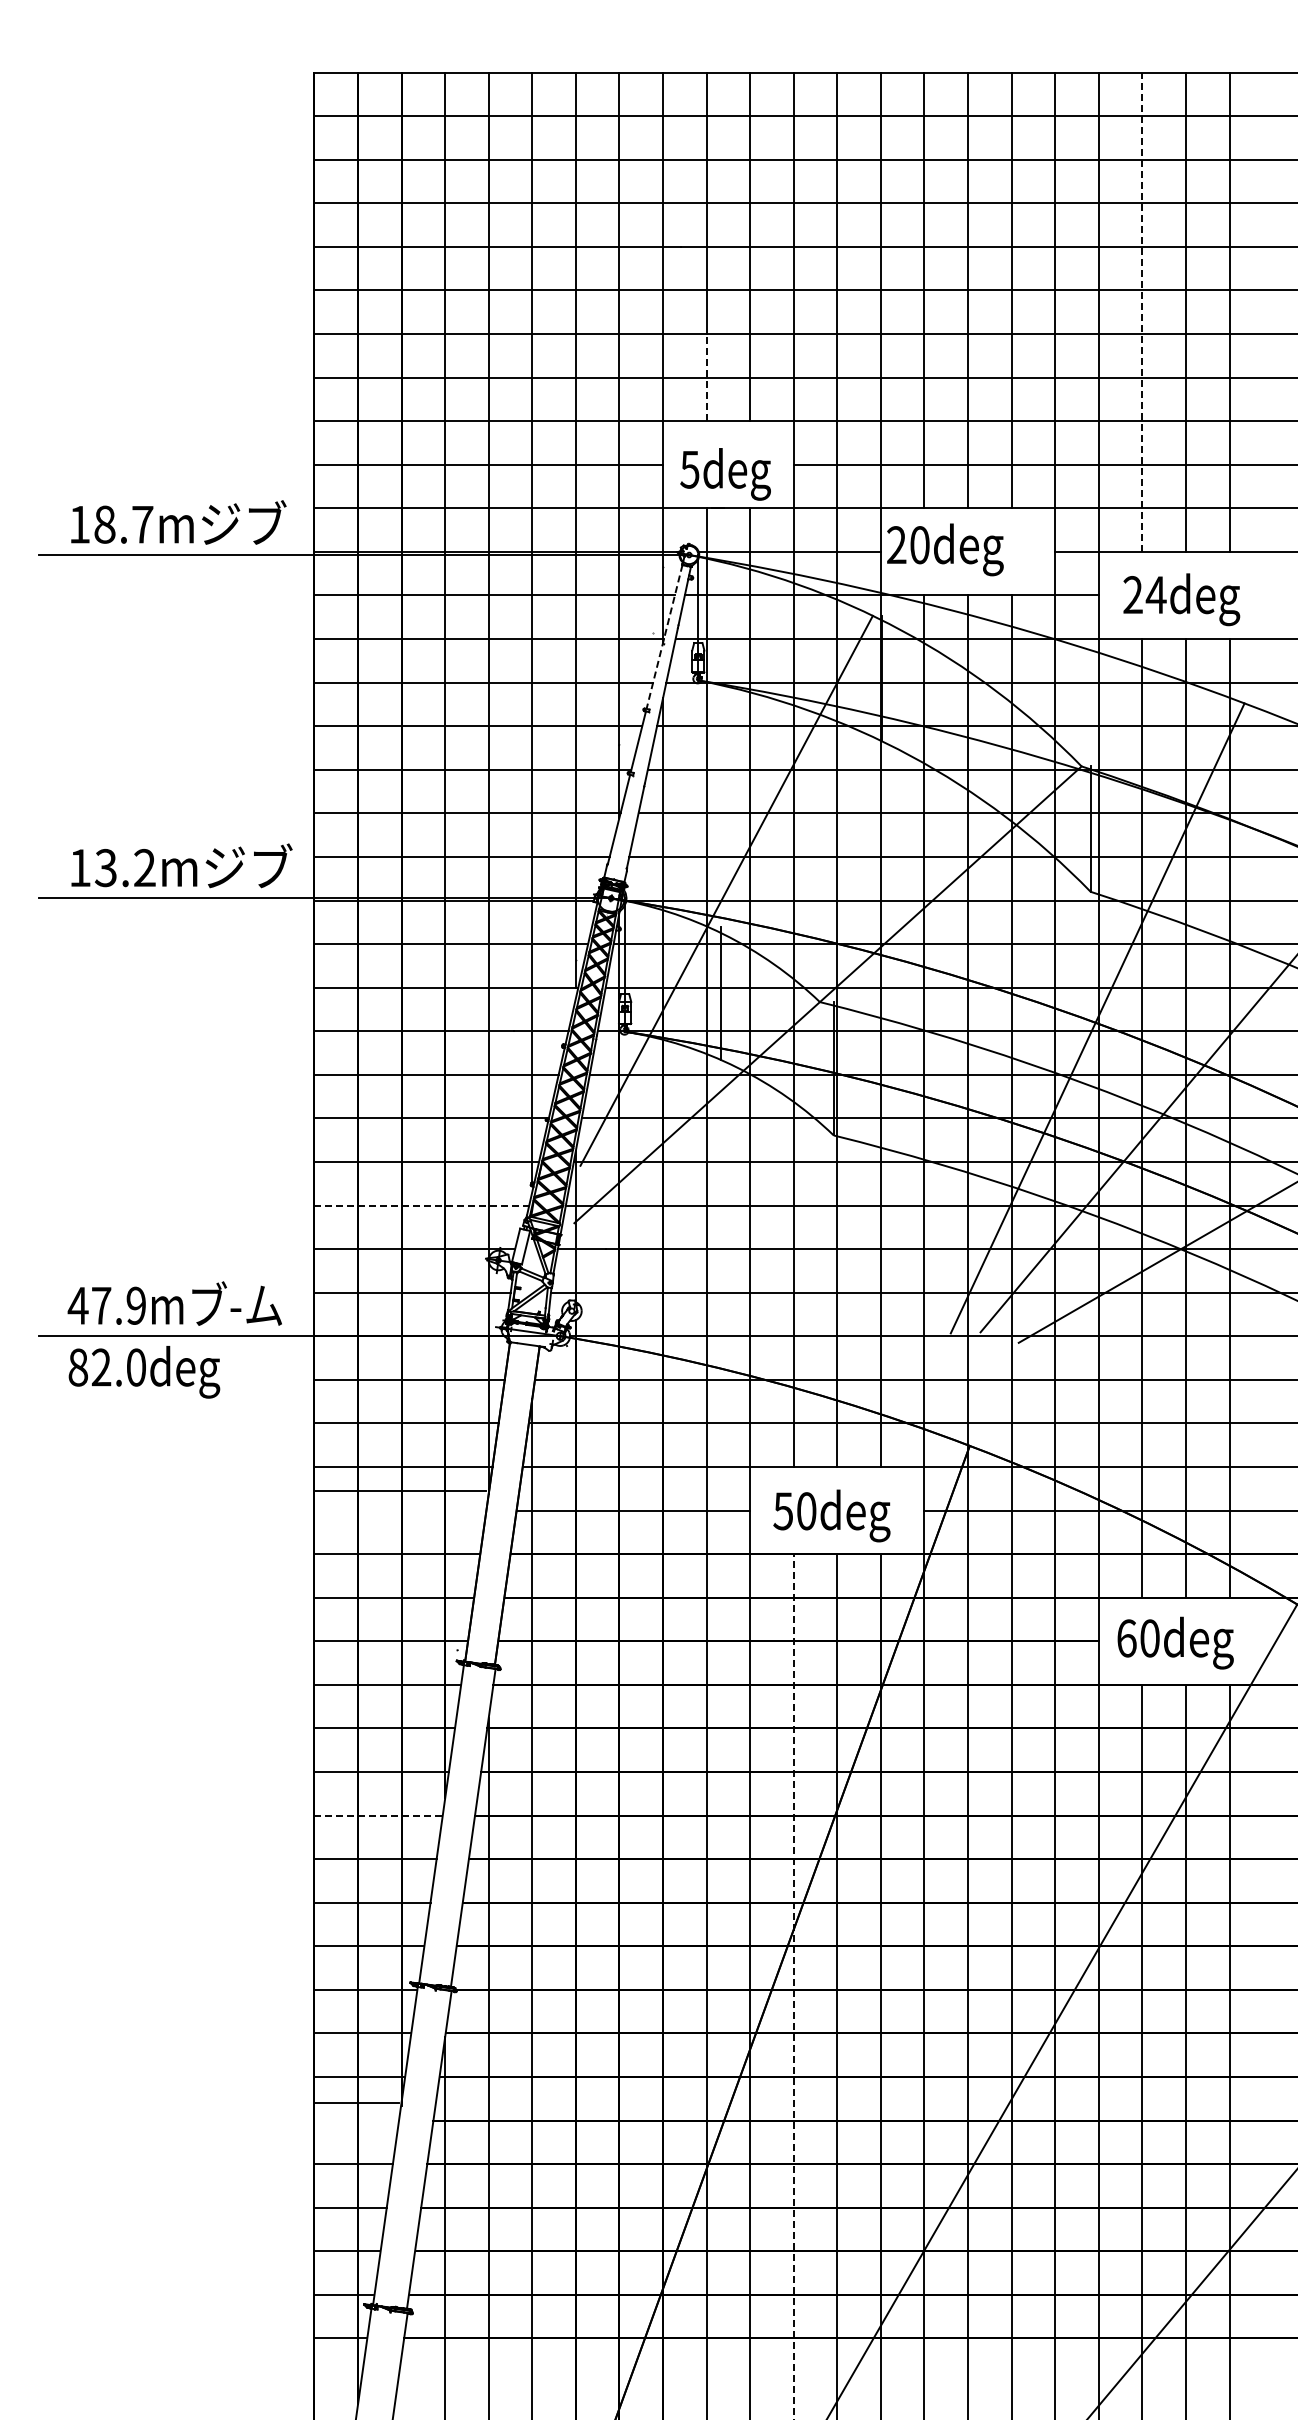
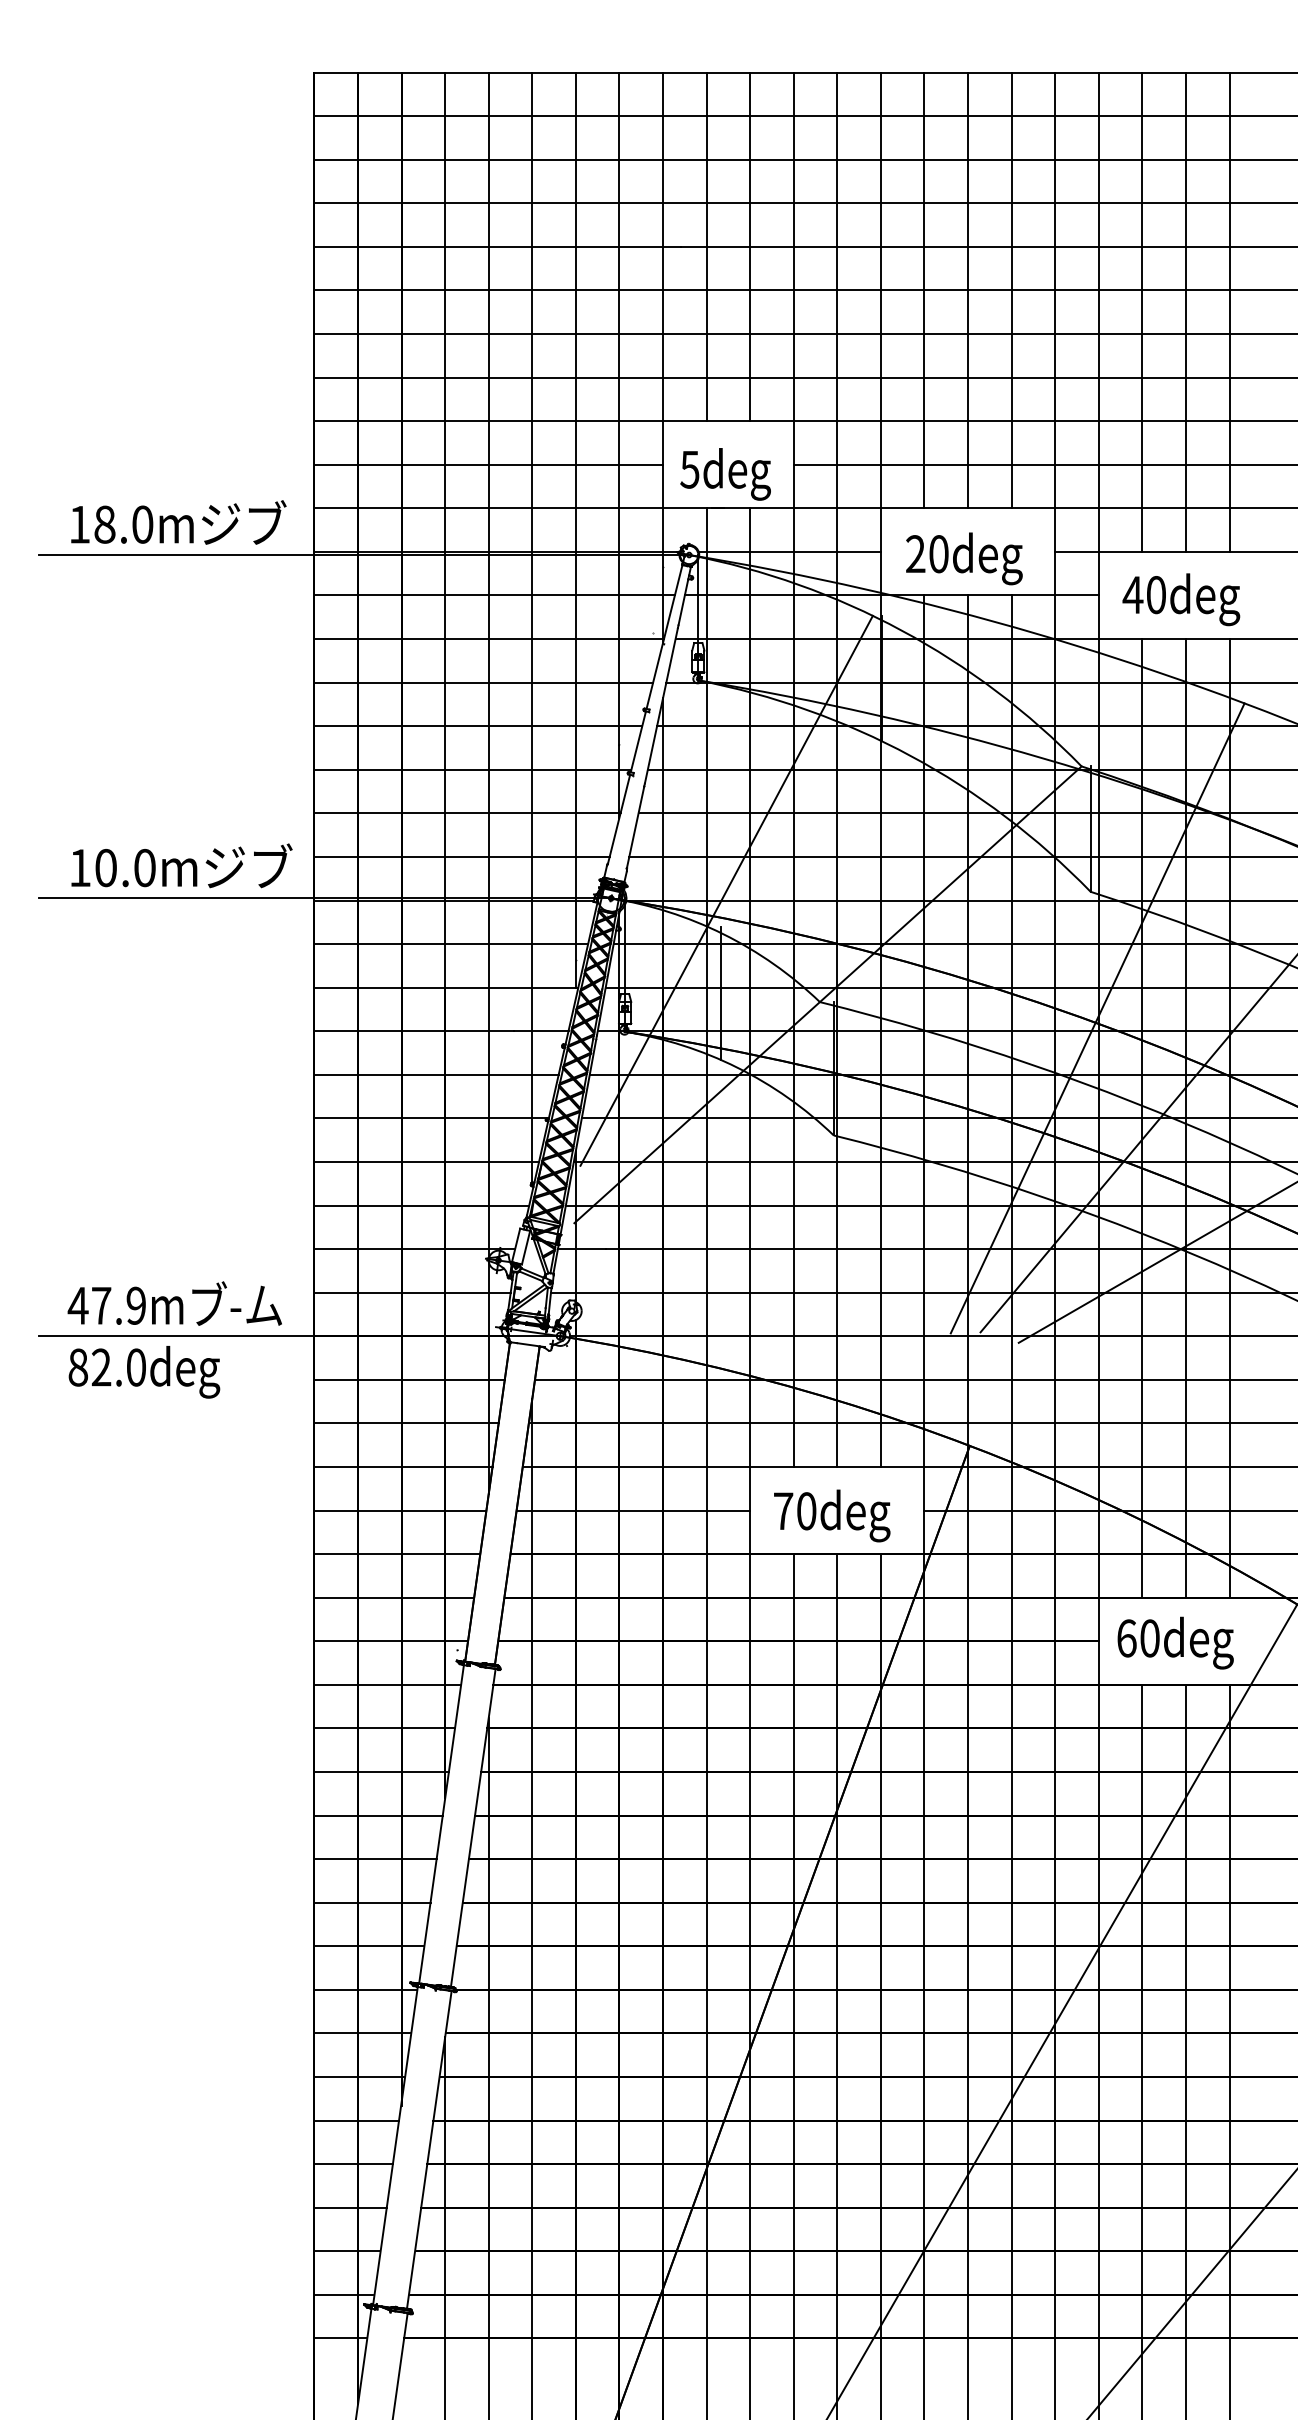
line: dashed -> solid (1142, 312)
line: dashed -> solid (706, 377)
text: 18.7m -> 18.0m (142, 524)
text position: (945, 549) -> (964, 558) (964, 558)
text: 24deg -> 40deg (1144, 595)
line: dashed -> solid (664, 637)
text: 13.2m -> 10.0m (125, 868)
line: dashed -> solid (422, 1205)
line position: (400, 1490) -> (400, 1510) (400, 1510)
text: 50deg -> 70deg (783, 1511)
line: dashed -> solid (379, 1815)
line: dashed -> solid (793, 1986)
line position: (356, 2102) -> (356, 2120) (356, 2120)
